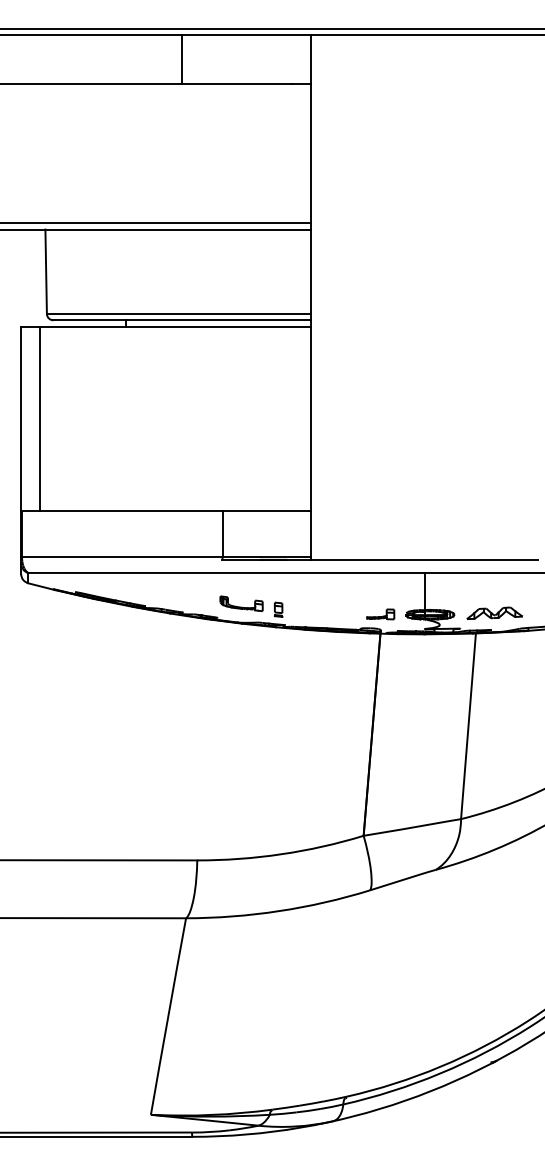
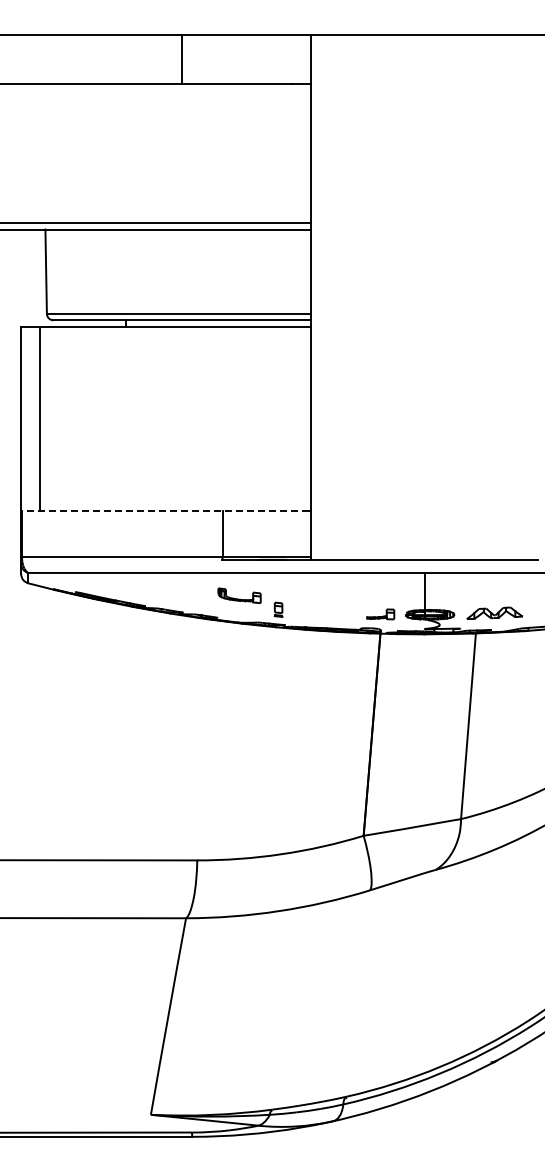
line: present -> none (271, 29)
line: solid -> dashed (165, 511)
part position: (241, 603) -> (239, 595) (239, 595)
